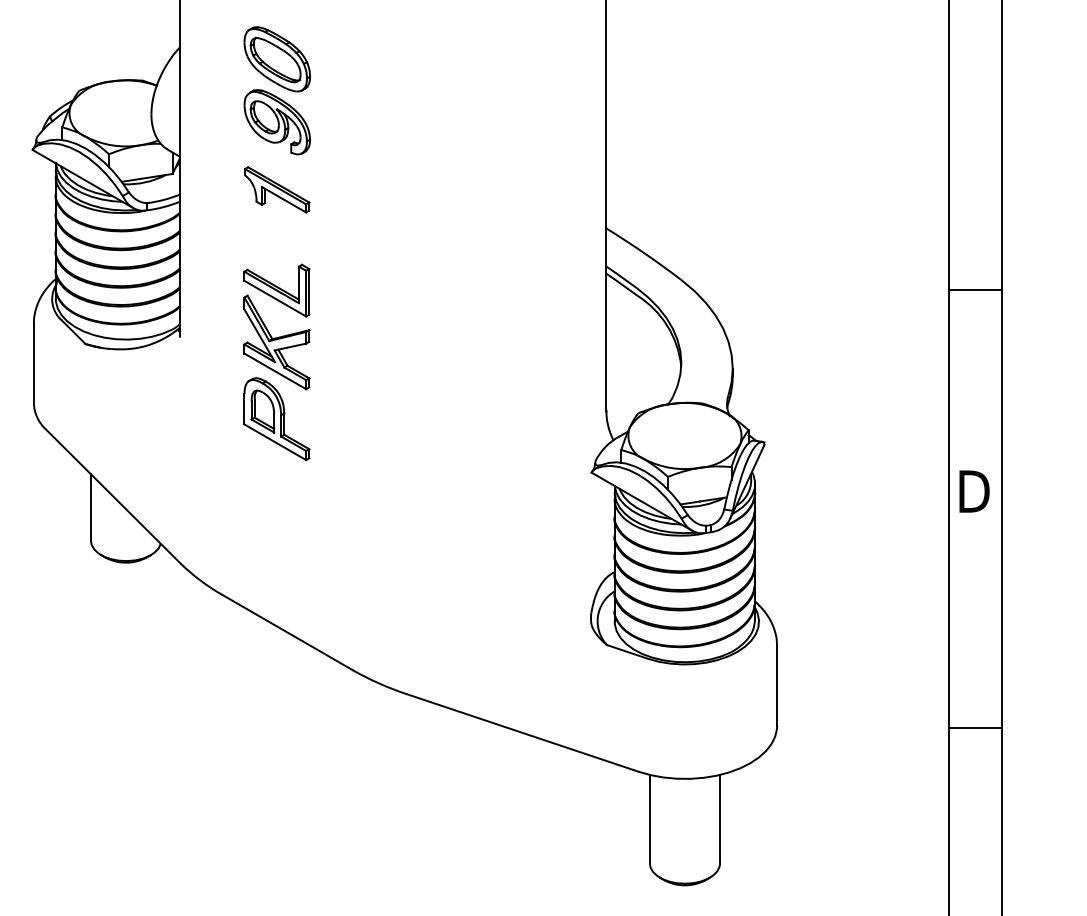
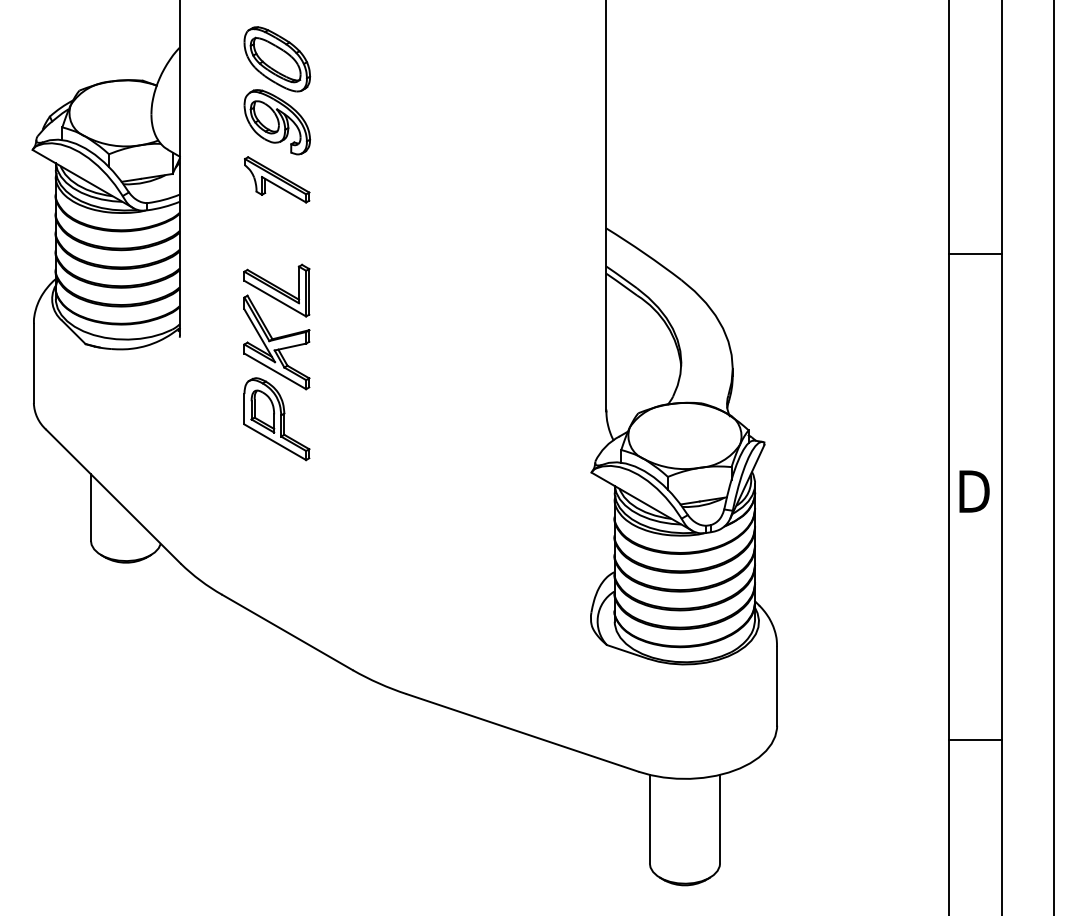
part position: (277, 189) -> (277, 179) (277, 179)
line position: (975, 289) -> (975, 253) (975, 253)
line: none -> present (1054, 457)
line position: (975, 728) -> (975, 740) (975, 740)
